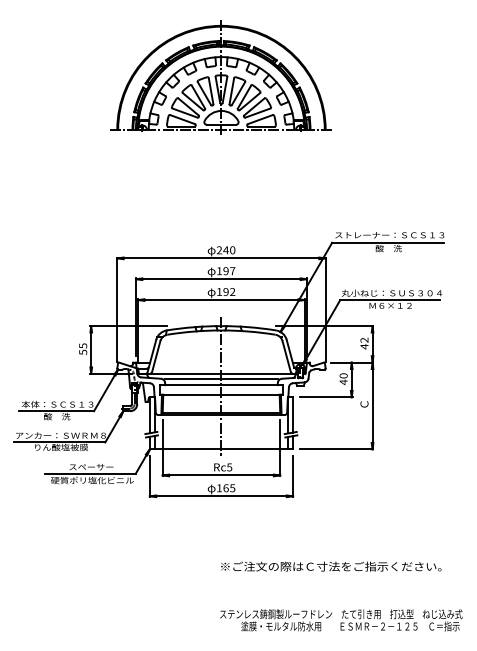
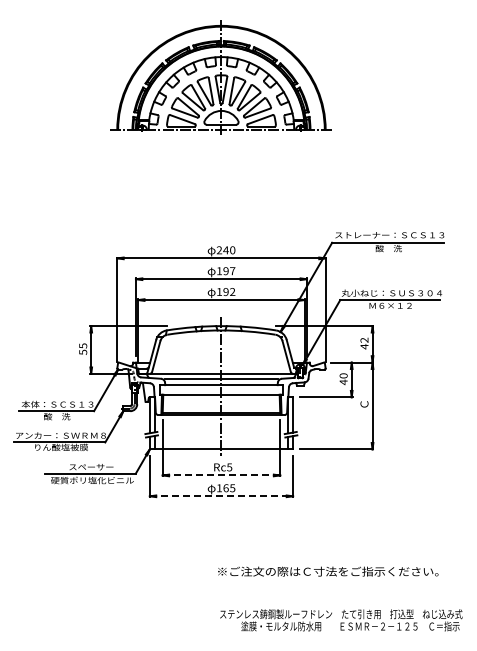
line: solid -> dashed (221, 475)
line: solid -> dashed (221, 496)
text position: (331, 566) -> (328, 571) (328, 571)
